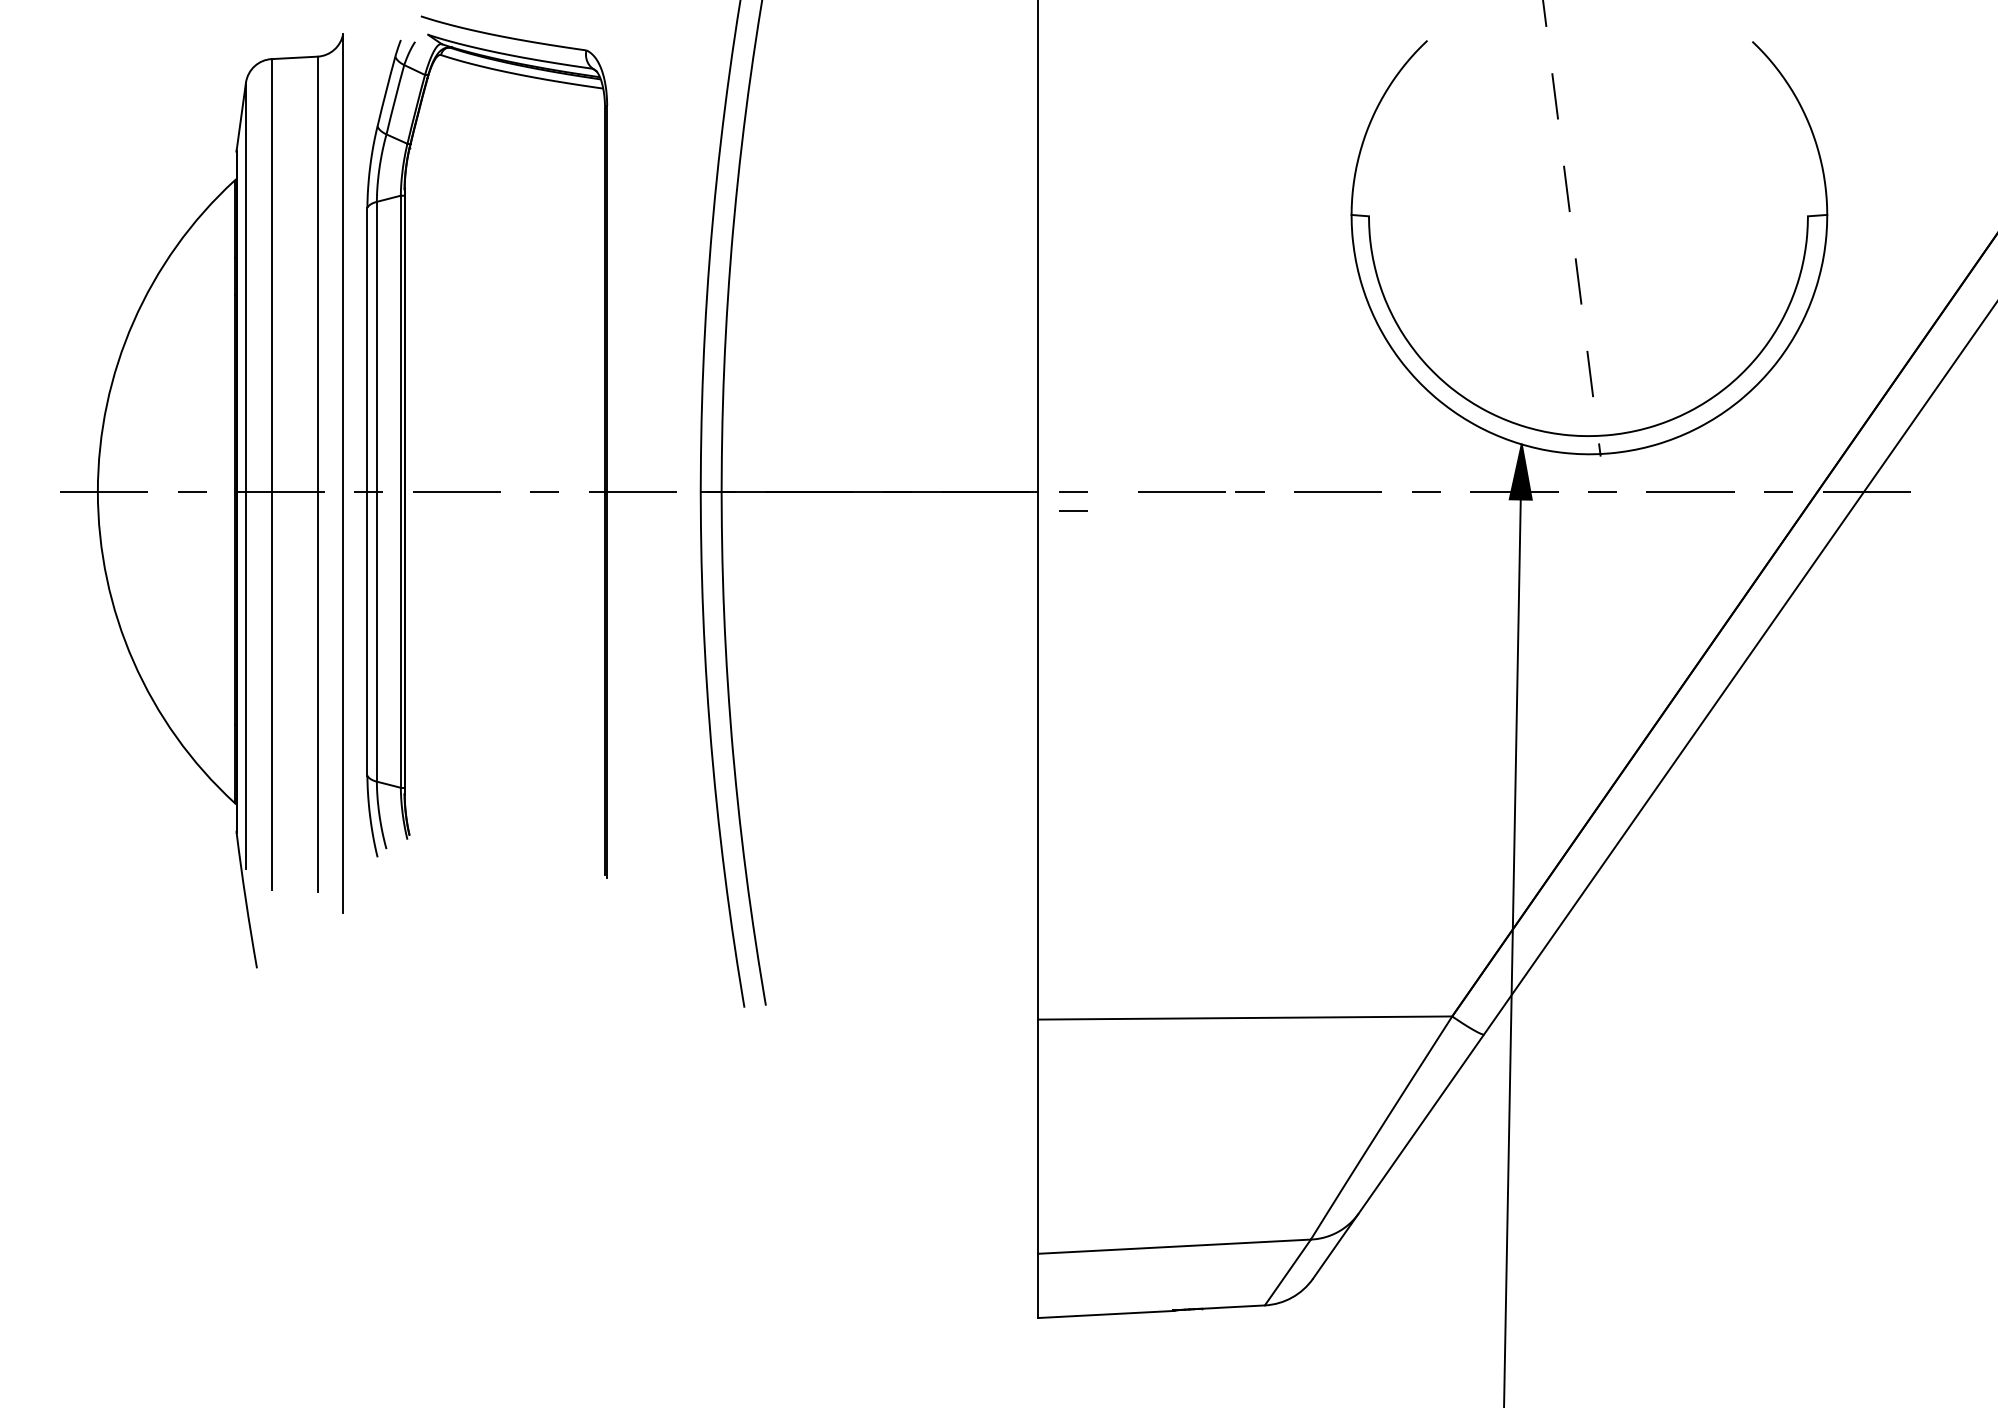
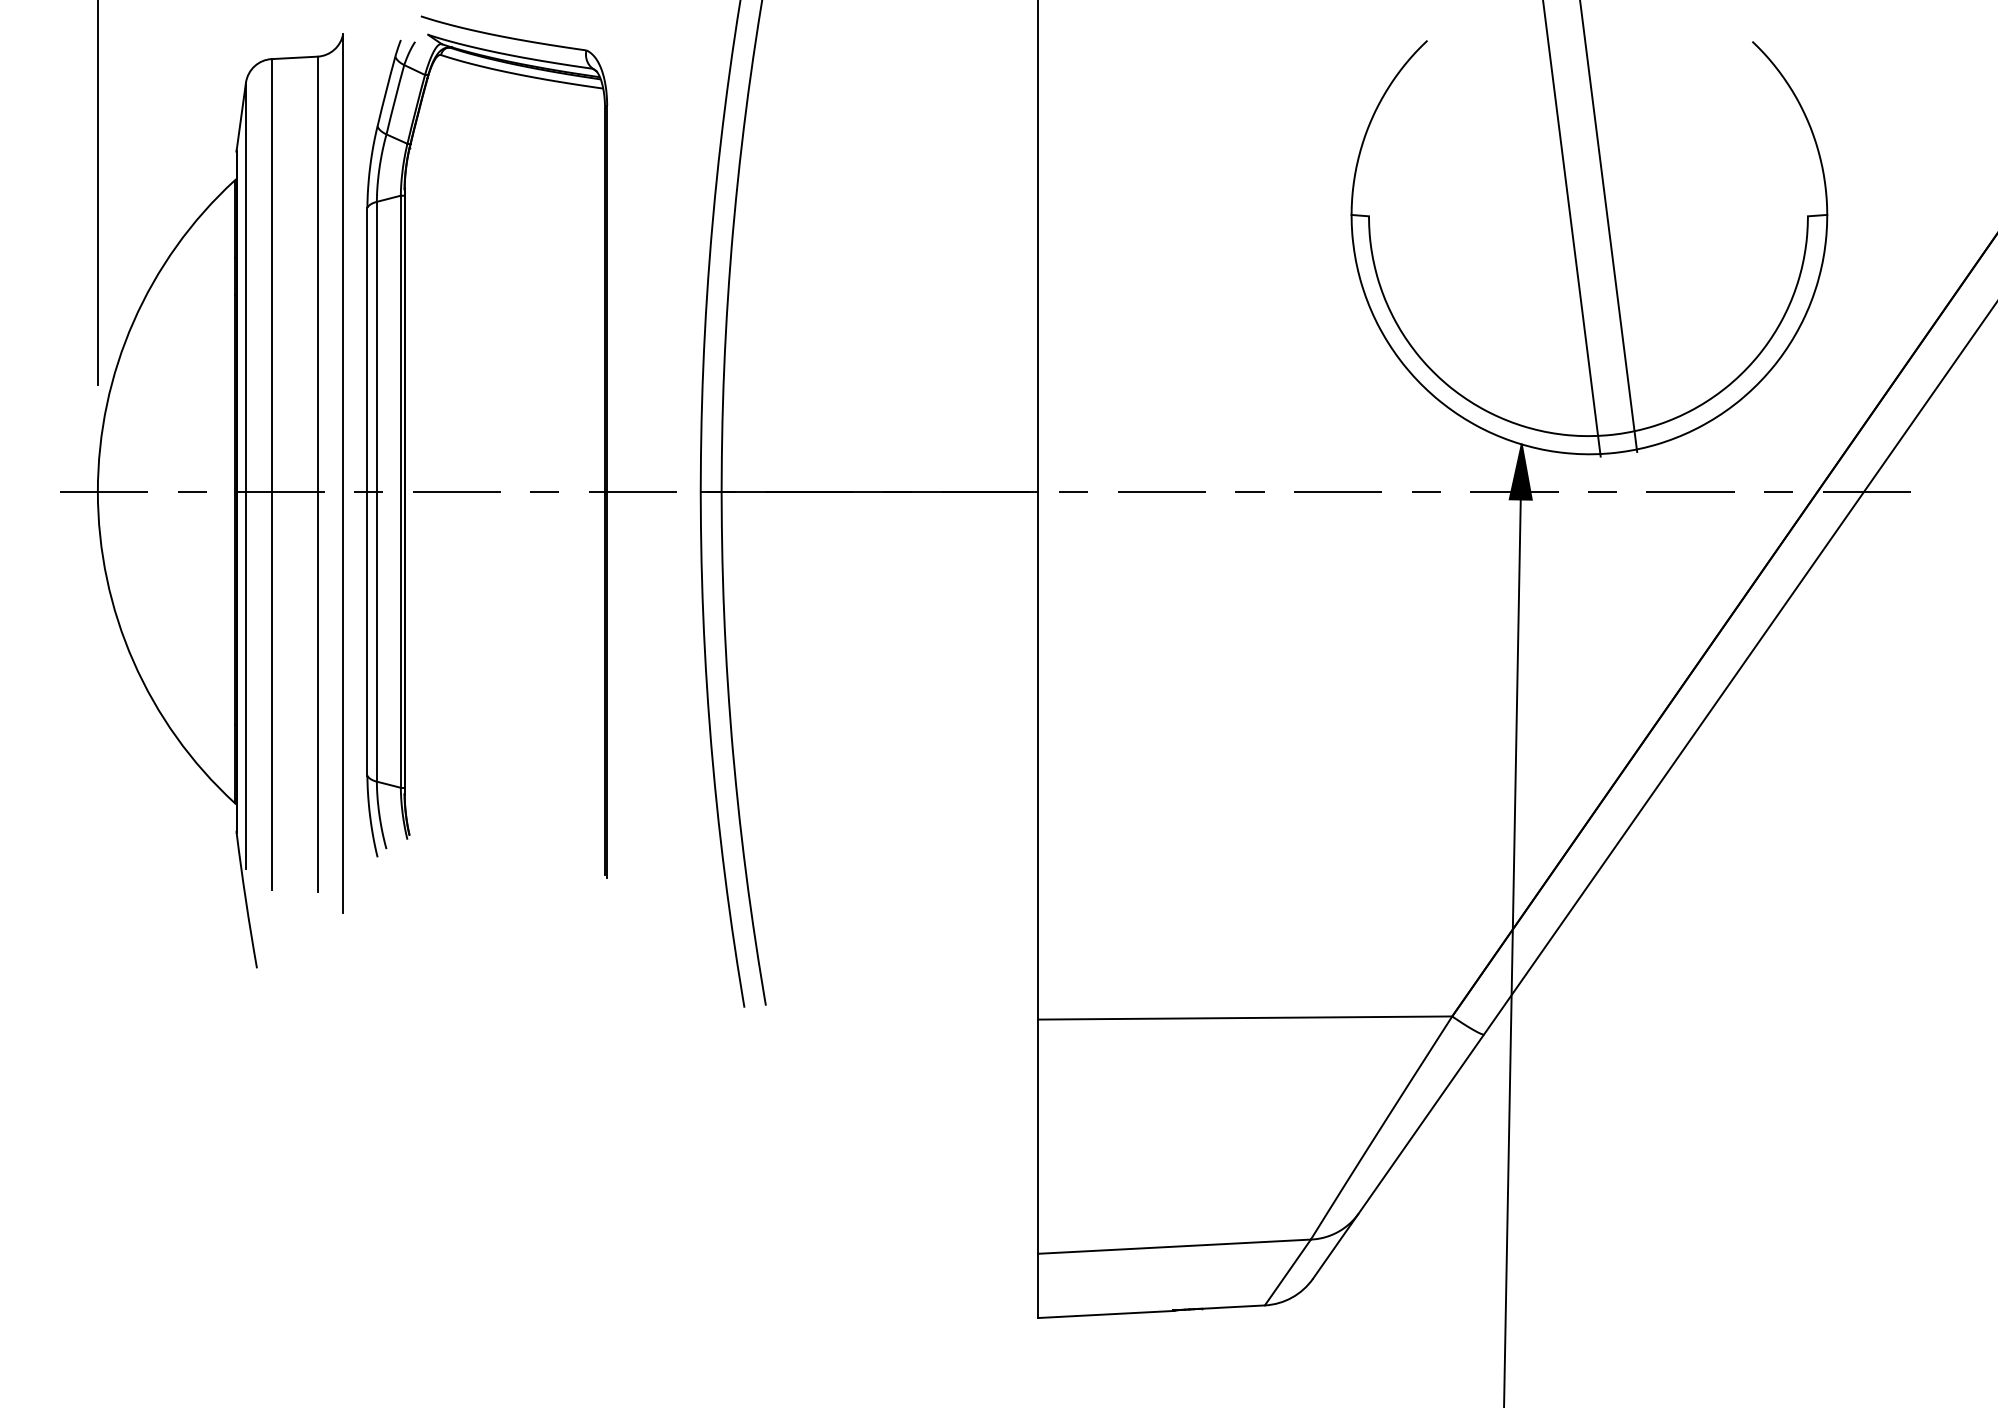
line: none -> present (97, 193)
line: none -> present (1608, 226)
line: dashed -> solid (1571, 228)
line position: (1181, 491) -> (1161, 491) (1161, 491)
line: present -> none (1073, 510)
